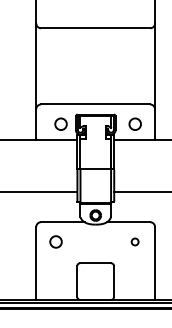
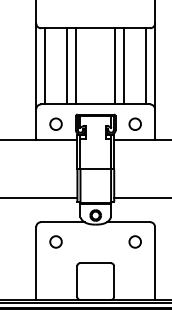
line: none -> present (45, 66)
line: none -> present (66, 66)
line: none -> present (76, 66)
line: none -> present (115, 66)
line: none -> present (124, 66)
line: none -> present (145, 66)
circle position: (60, 123) -> (55, 123) (55, 123)
line position: (39, 192) -> (39, 198) (39, 198)
line position: (141, 192) -> (141, 198) (141, 198)
circle size: 10x10 px -> 14x14 px (134, 241)
